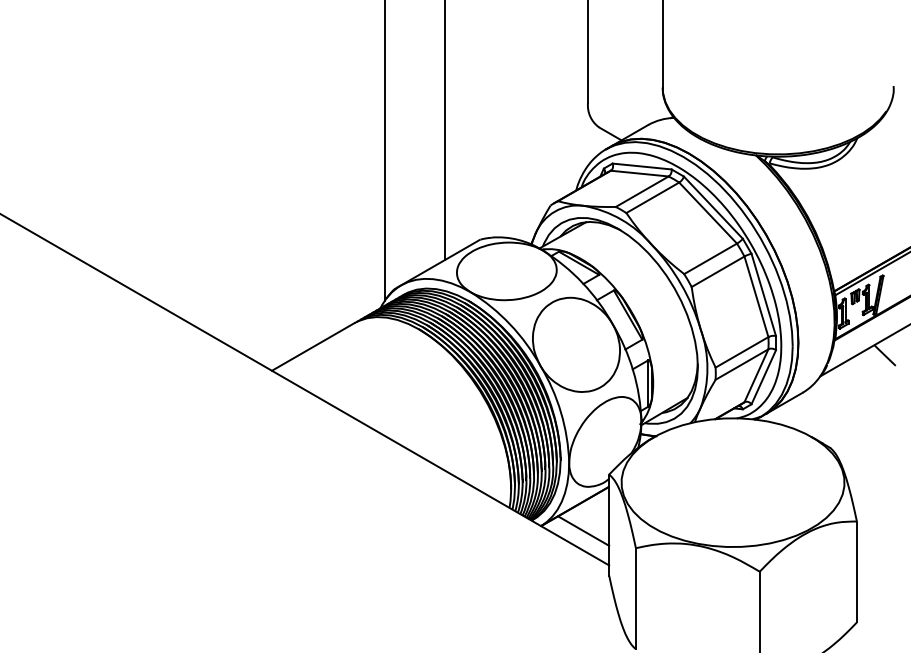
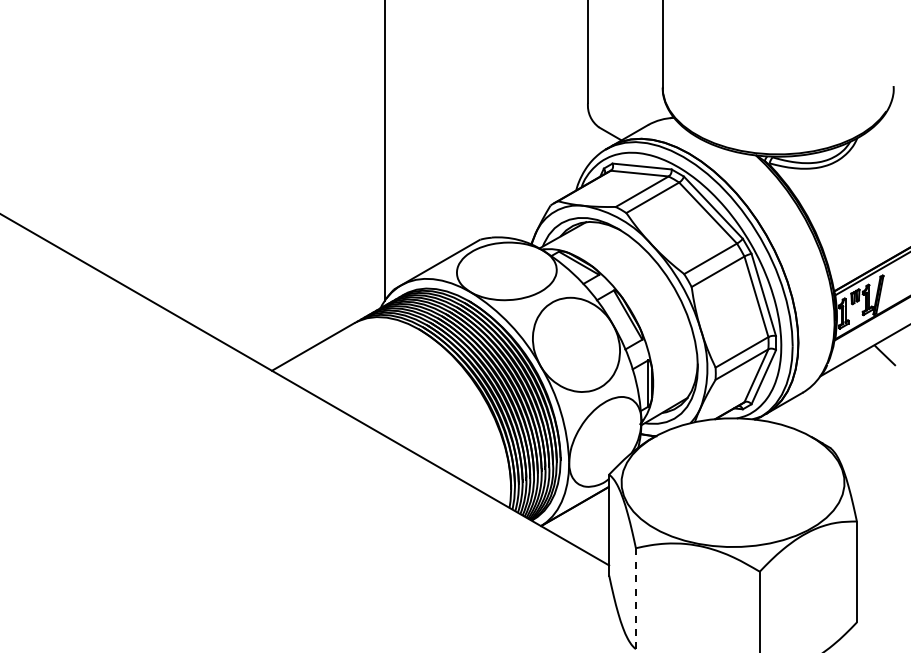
line: present -> none (445, 130)
line: present -> none (583, 530)
line: solid -> dashed (635, 599)
